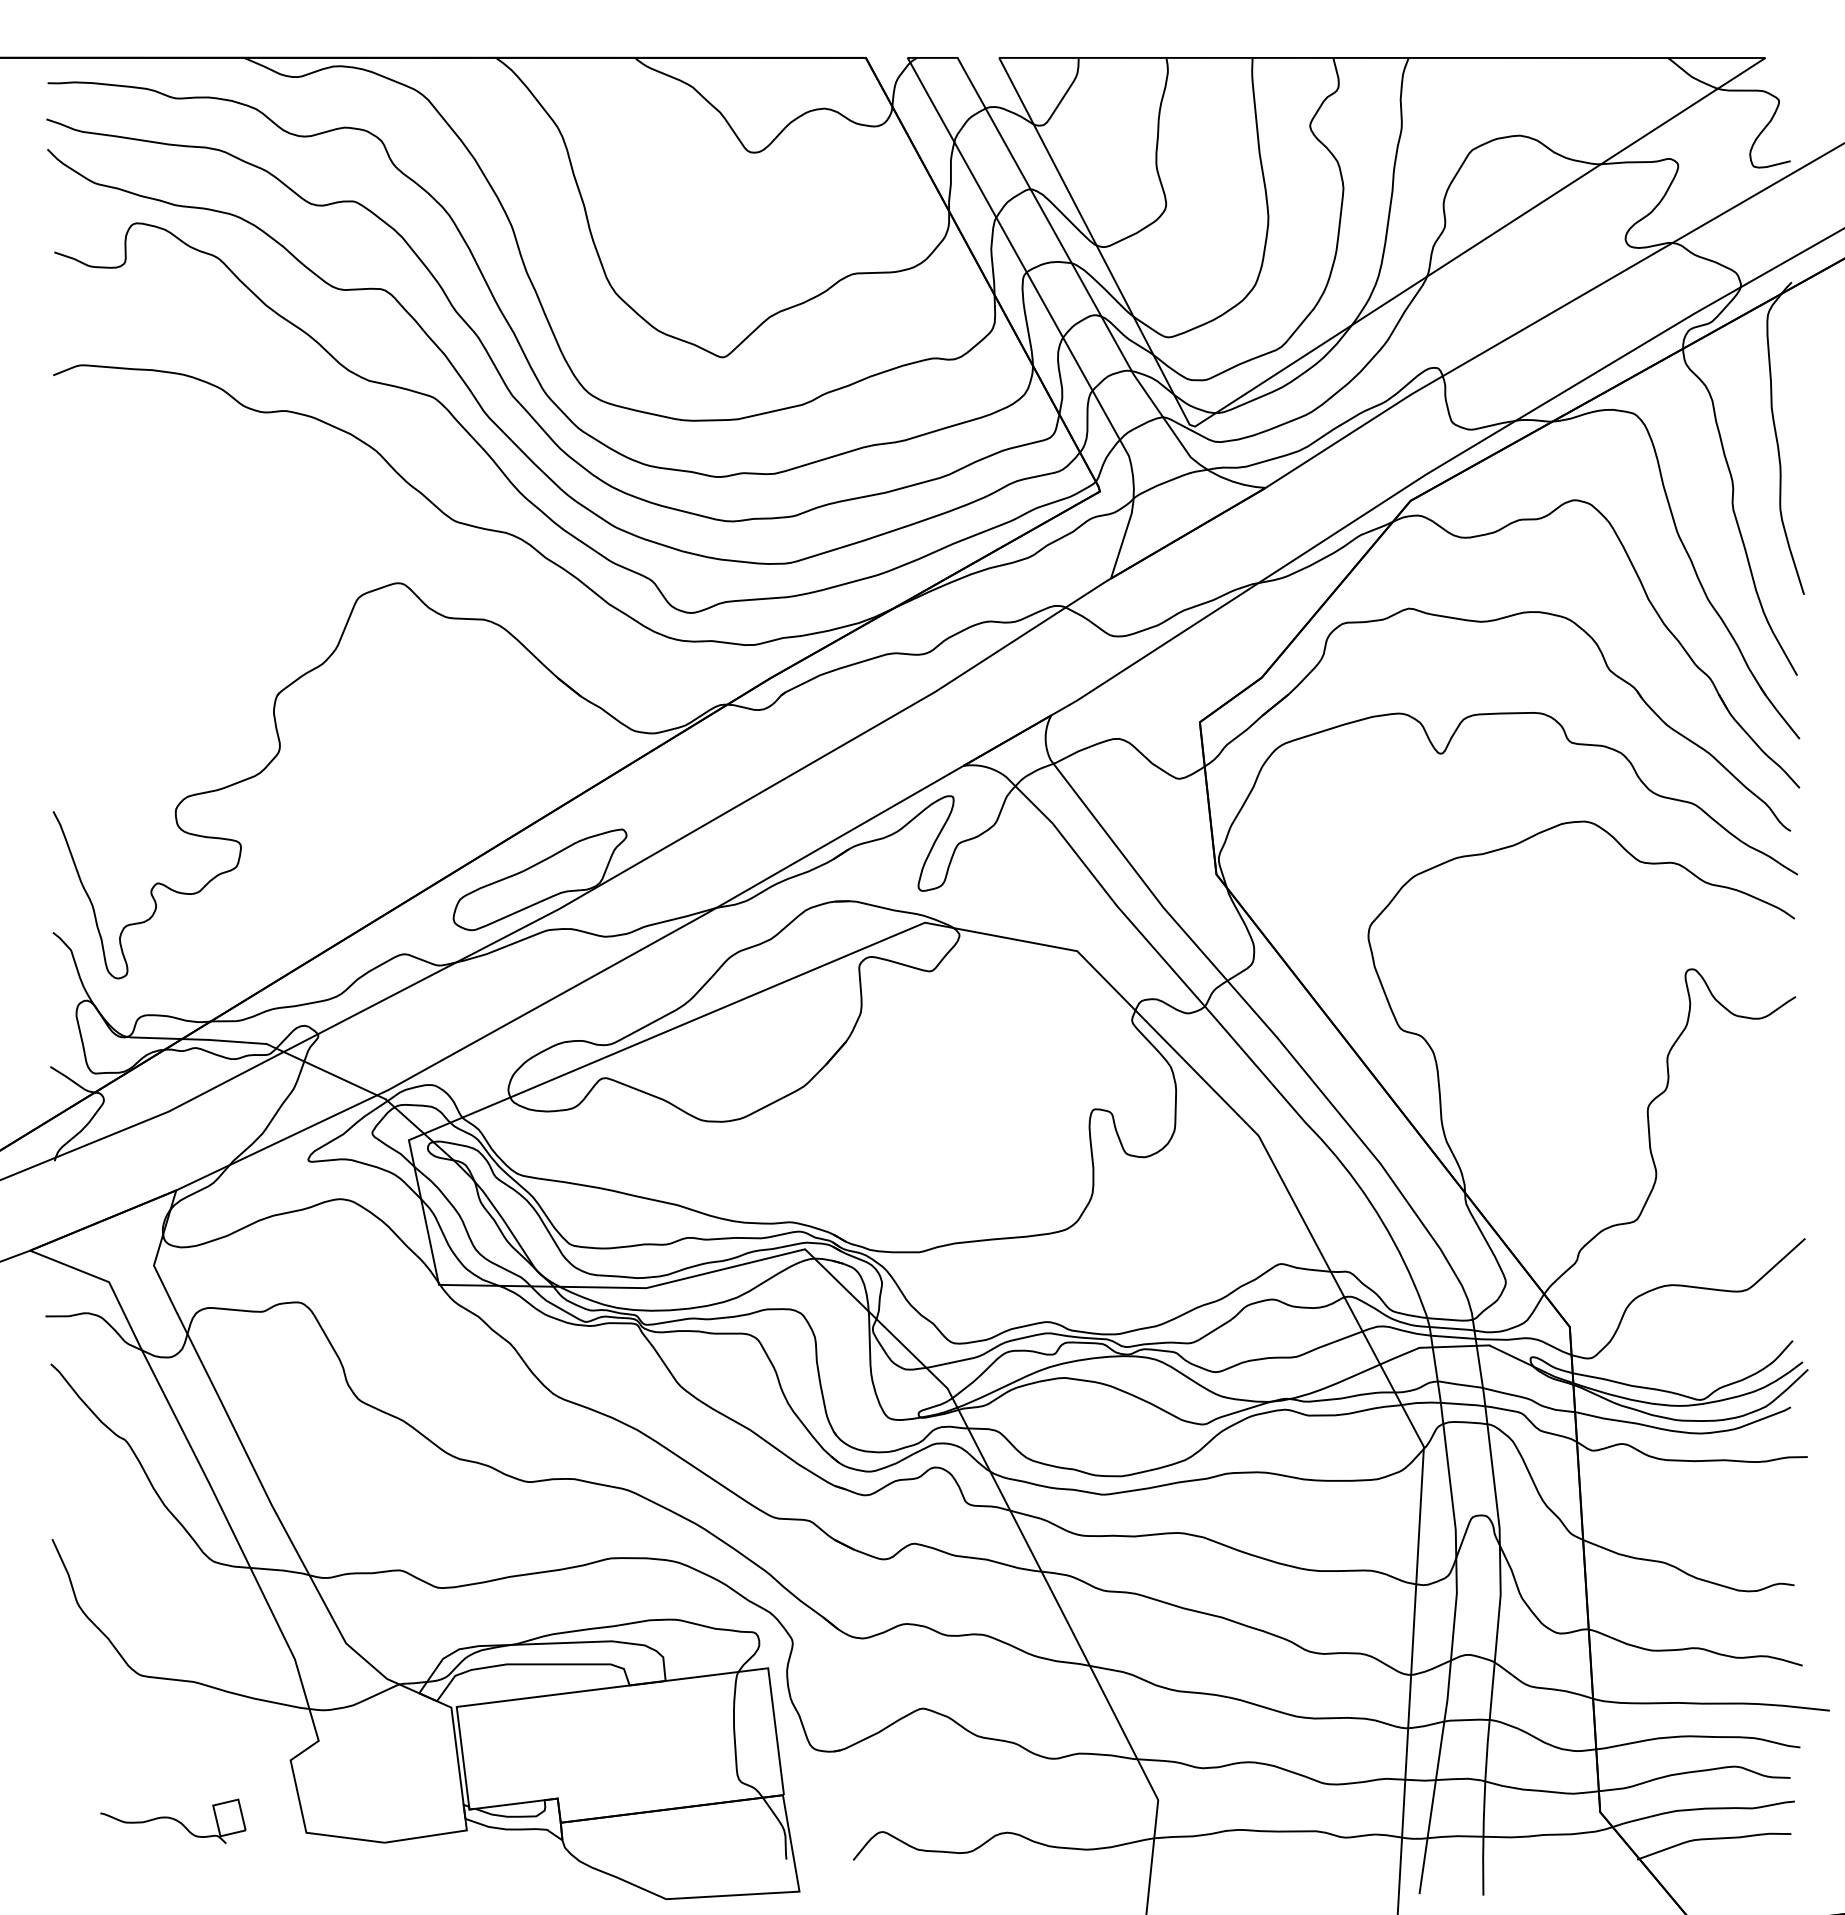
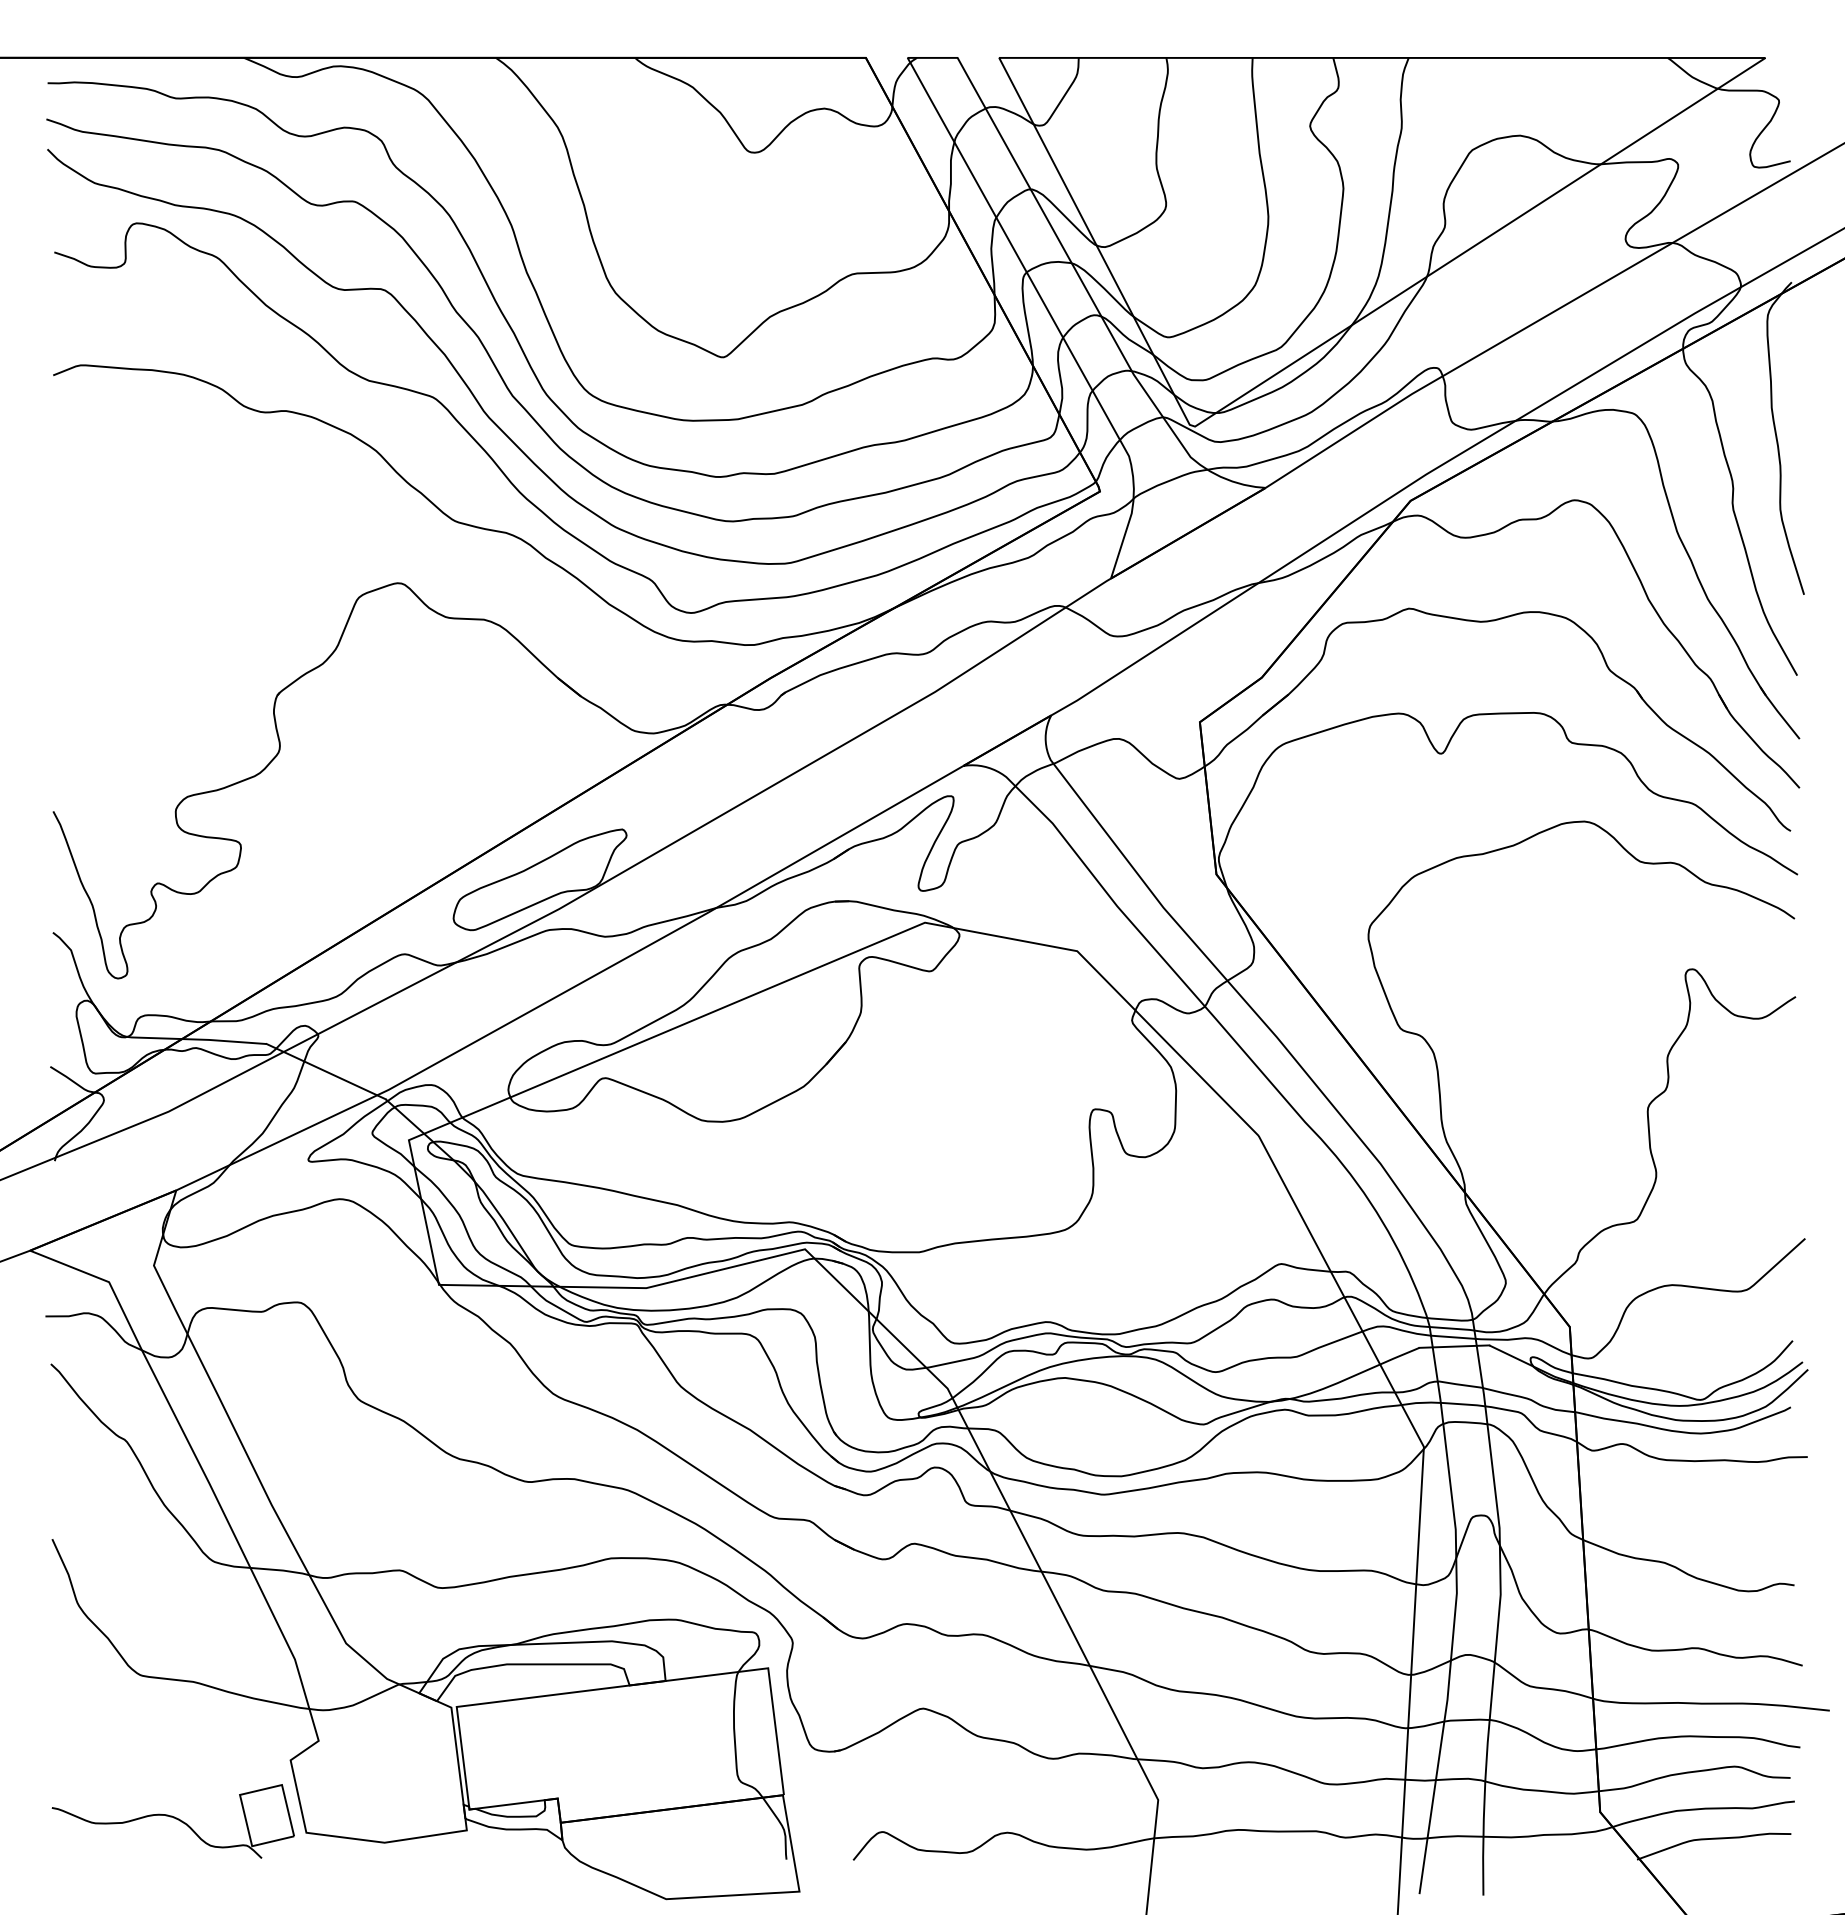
part size: 147x46 px -> 244x75 px (172, 1821)
